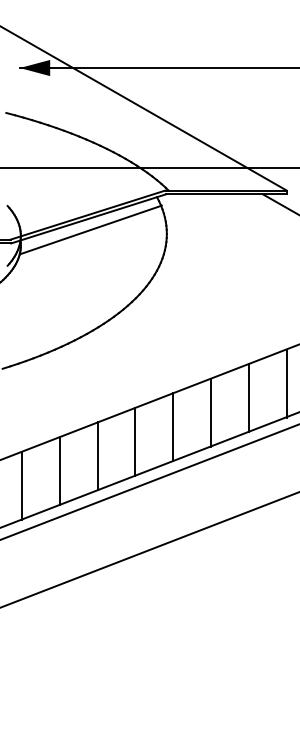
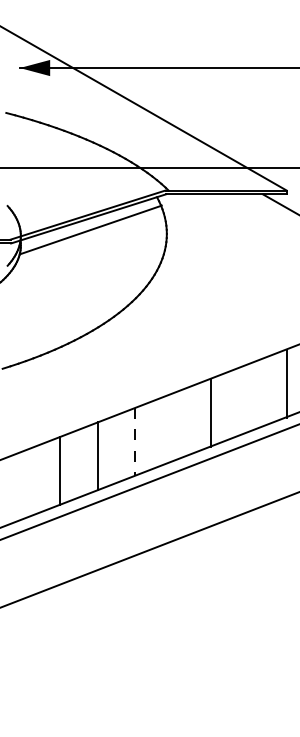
line: present -> none (248, 397)
line: present -> none (173, 426)
line: solid -> dashed (135, 442)
line: present -> none (21, 486)
